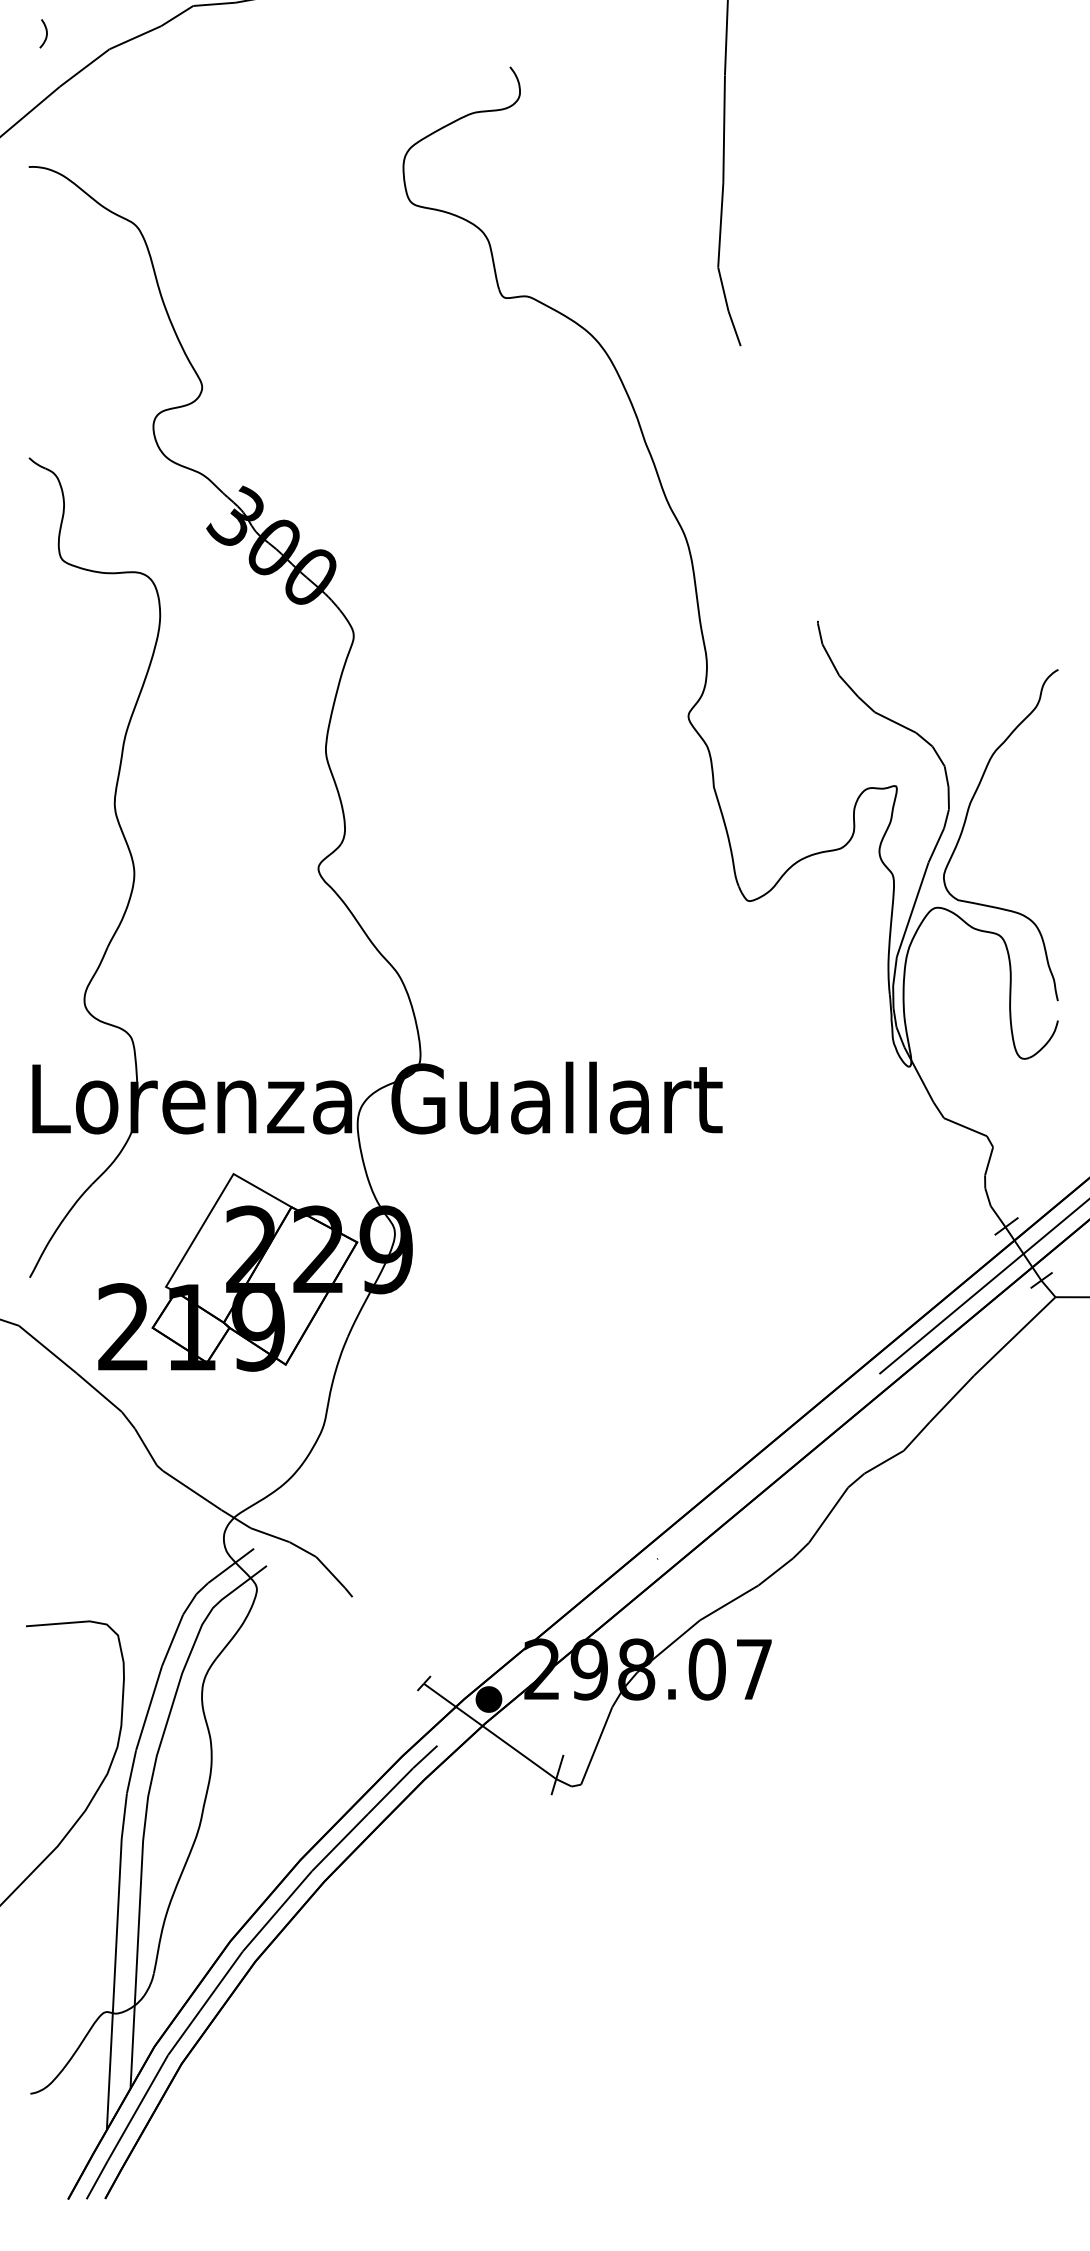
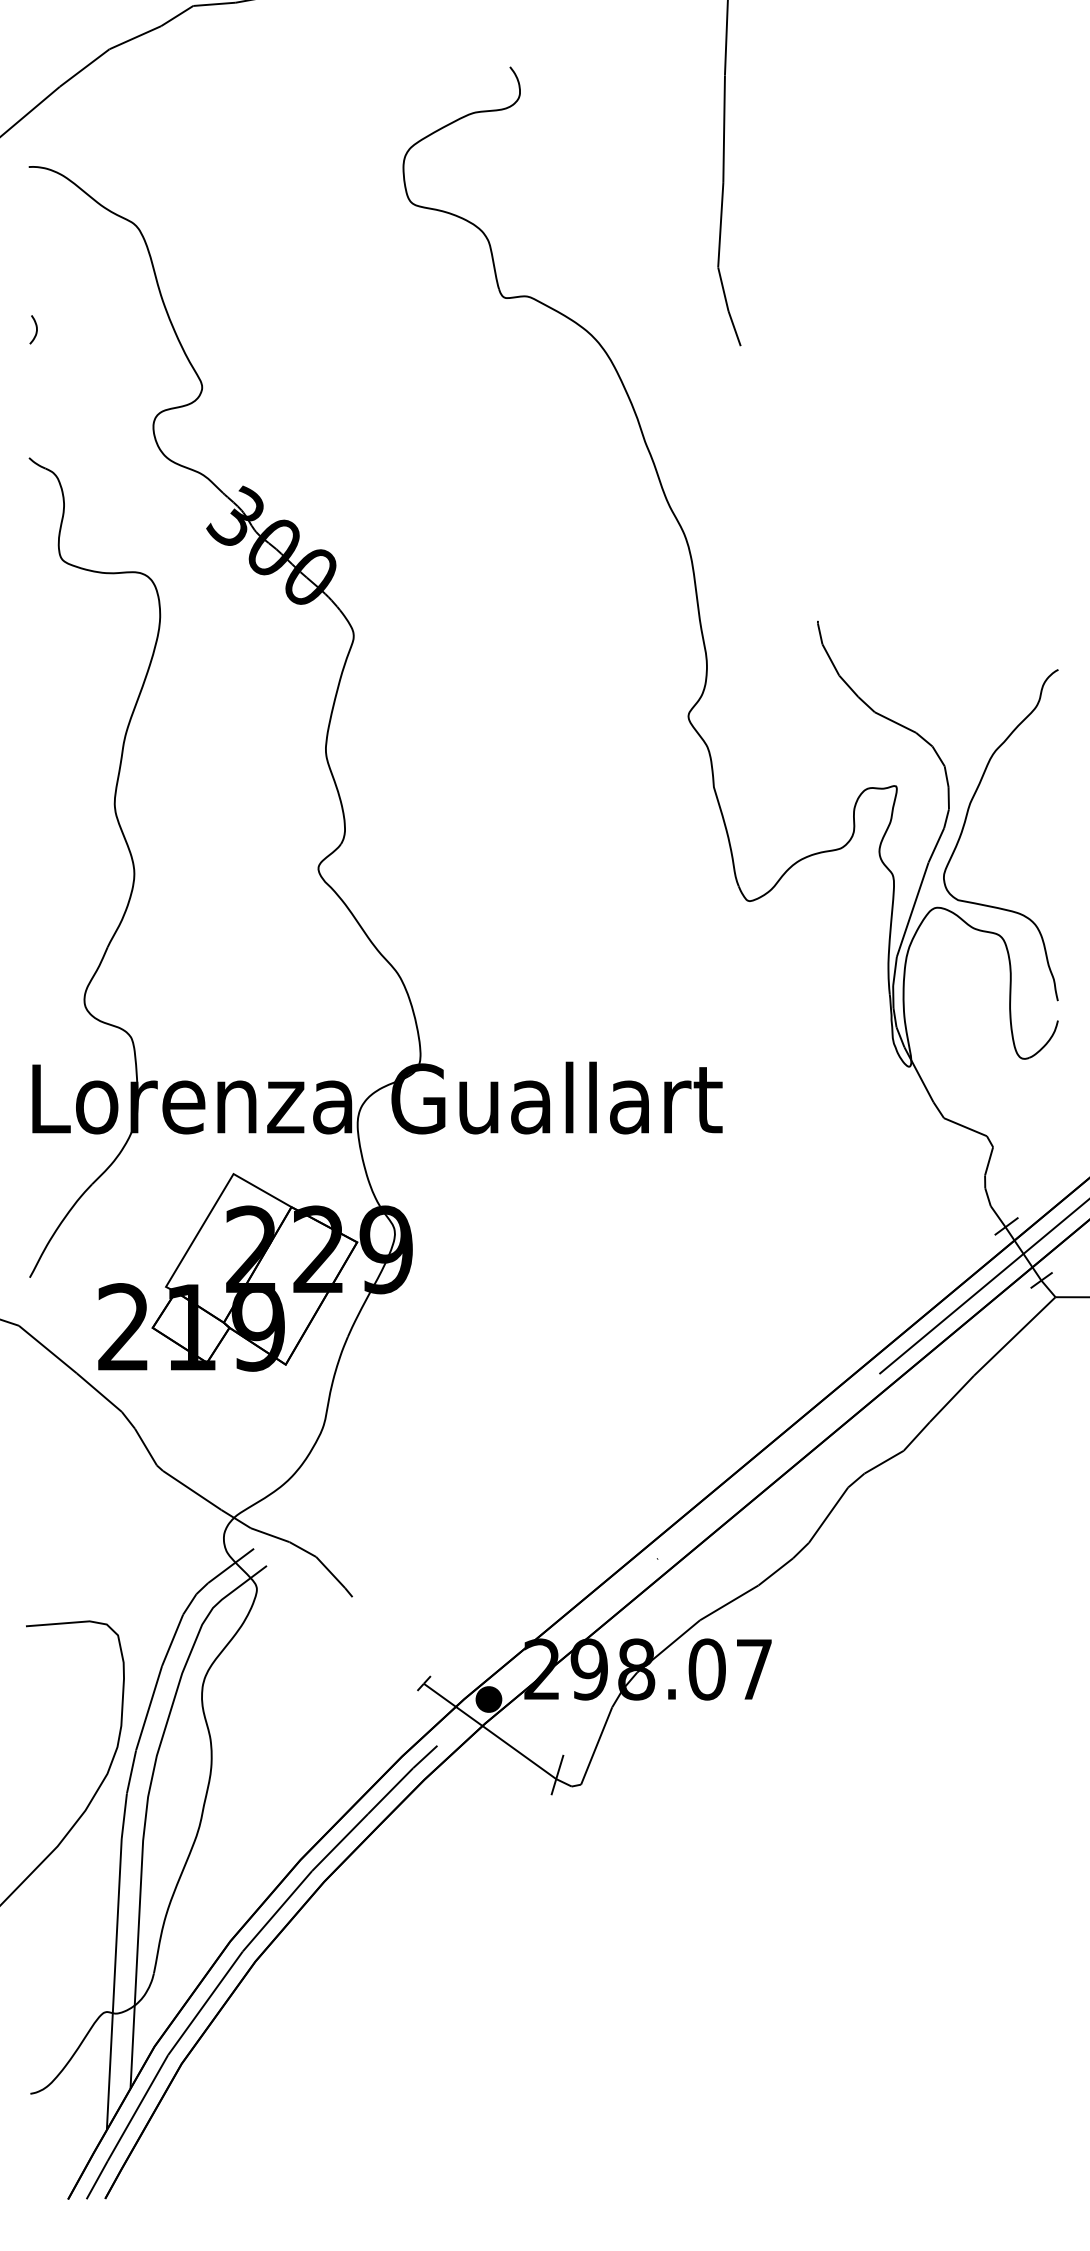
curve position: (45, 35) -> (35, 331) (35, 331)
